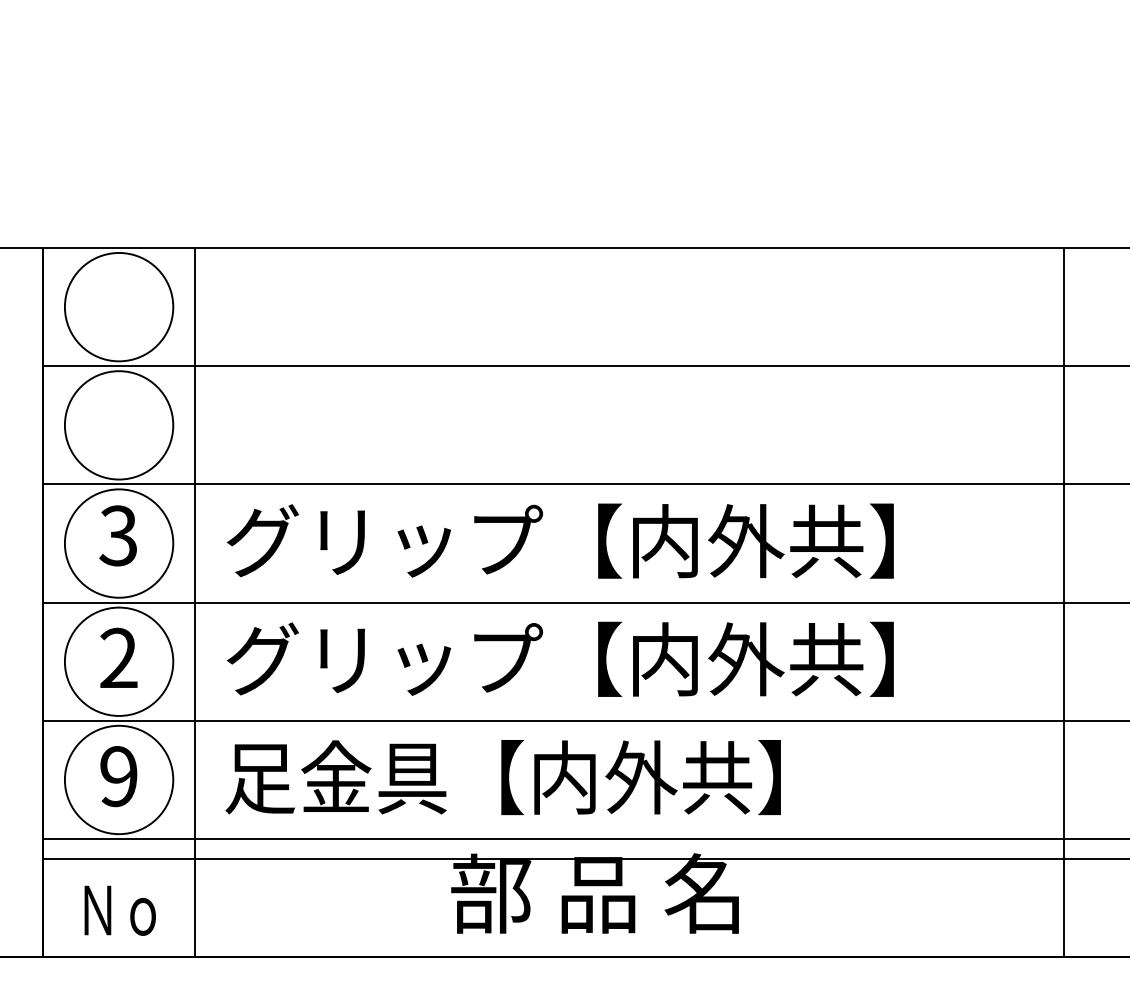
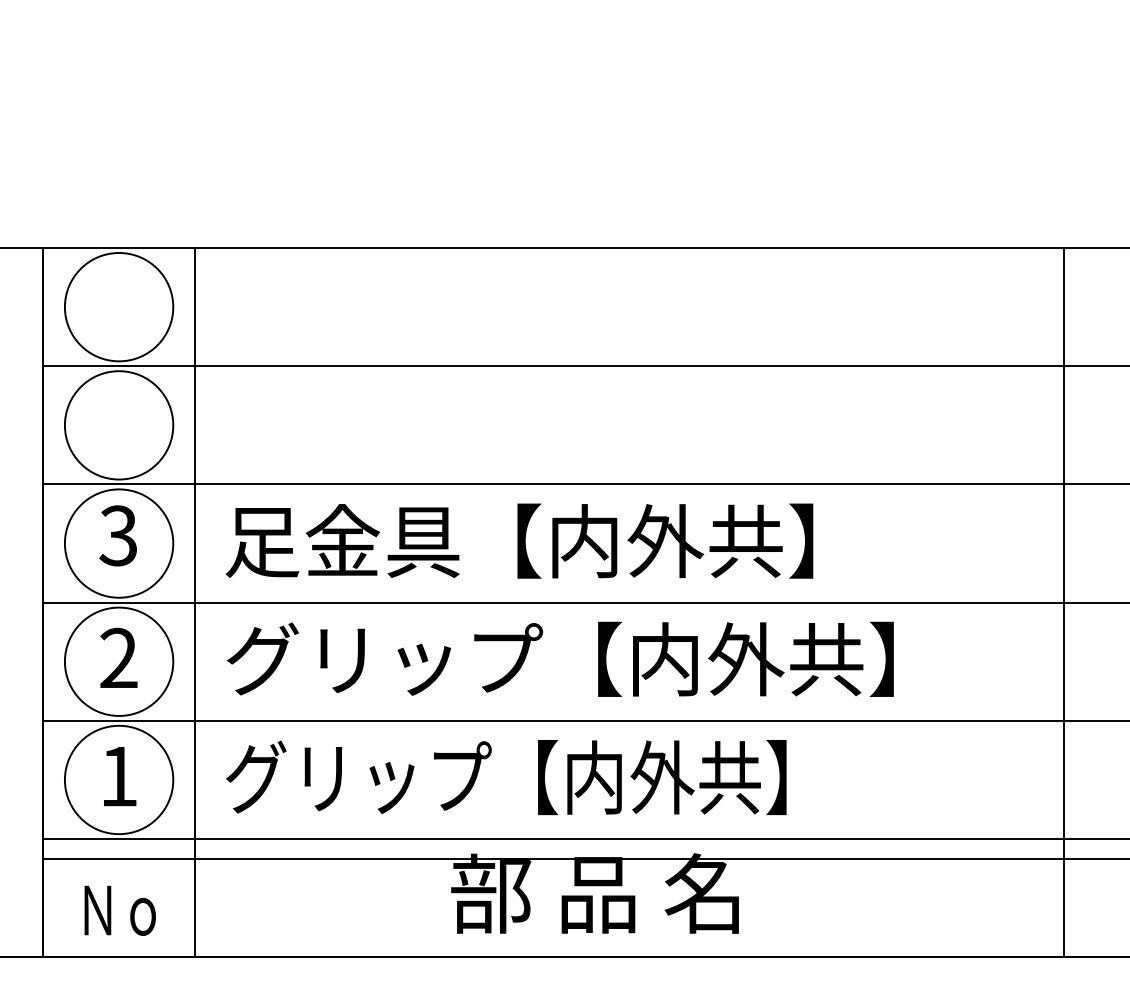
text: グリップ【内外共】 -> 足金具【内外共】 (559, 540)
text: 9 -> 1 (118, 776)
text: 足金具【内外共】 -> グリップ【内外共】 (505, 777)
